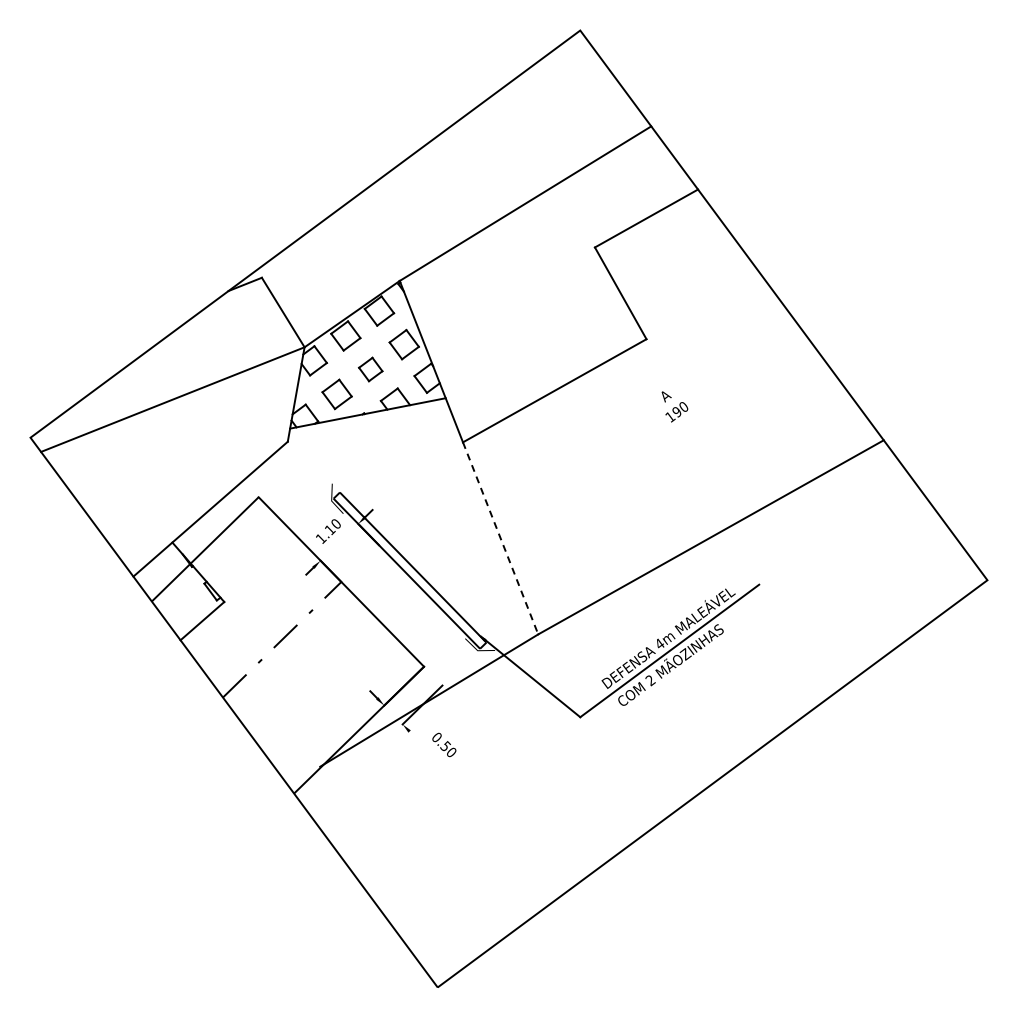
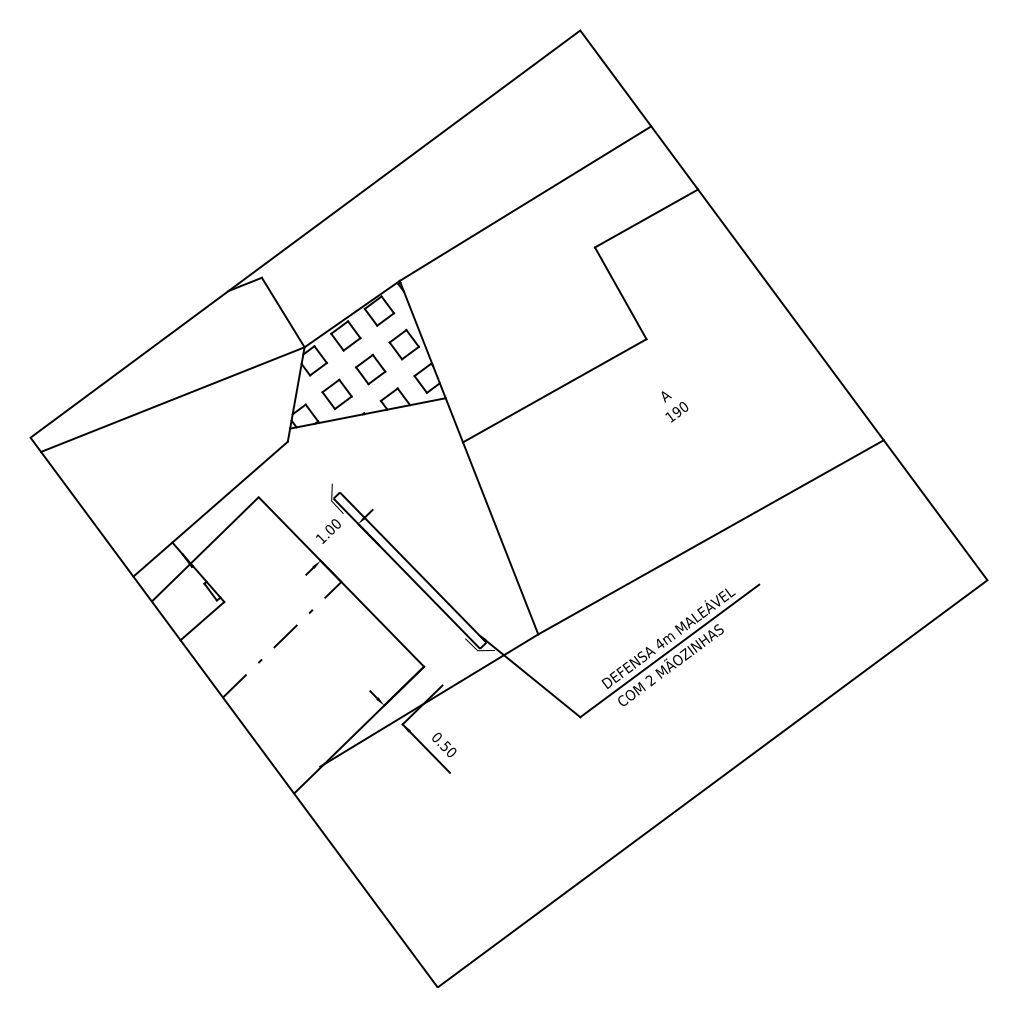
part size: 27x27 px -> 32x33 px (370, 369)
text: 1.10 -> 1.00 (330, 530)
line: dashed -> solid (500, 538)
line: none -> present (425, 748)
